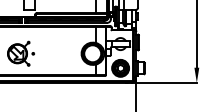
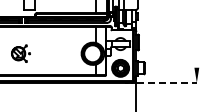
line: present -> none (196, 34)
part size: 28x27 px -> 20x19 px (20, 53)
line: solid -> dashed (167, 82)
